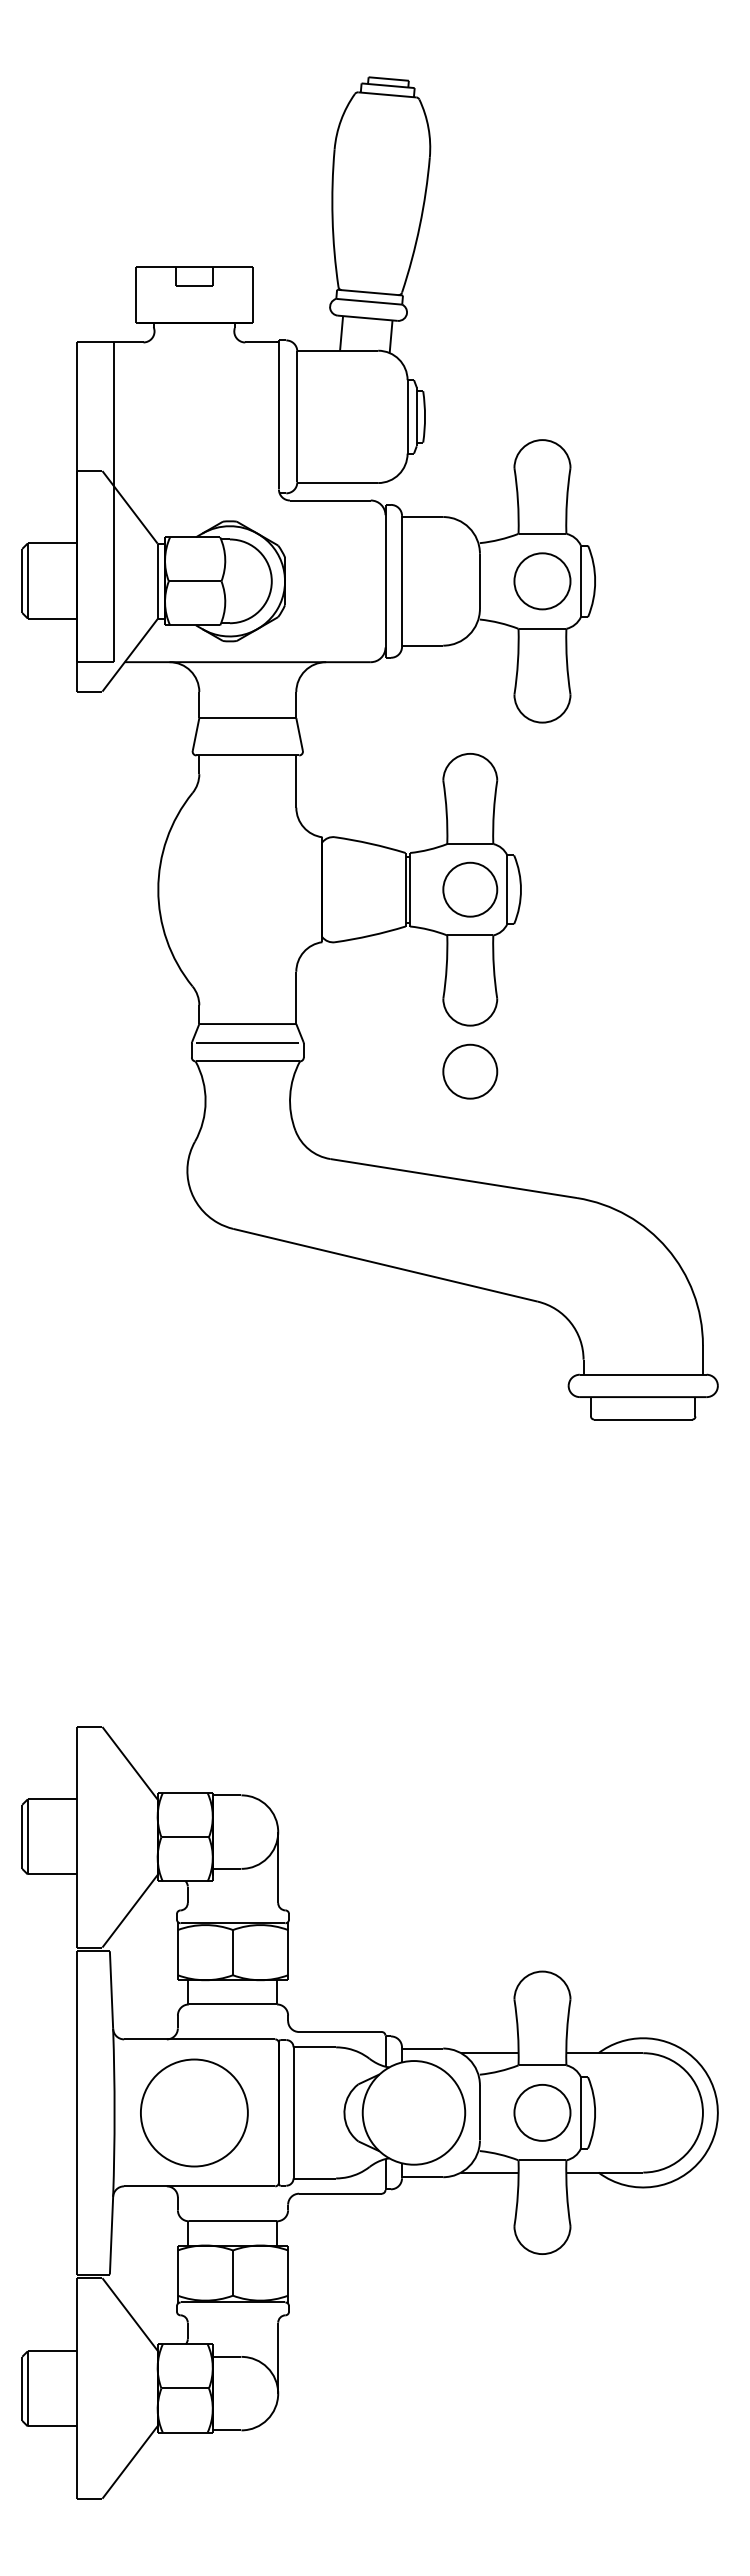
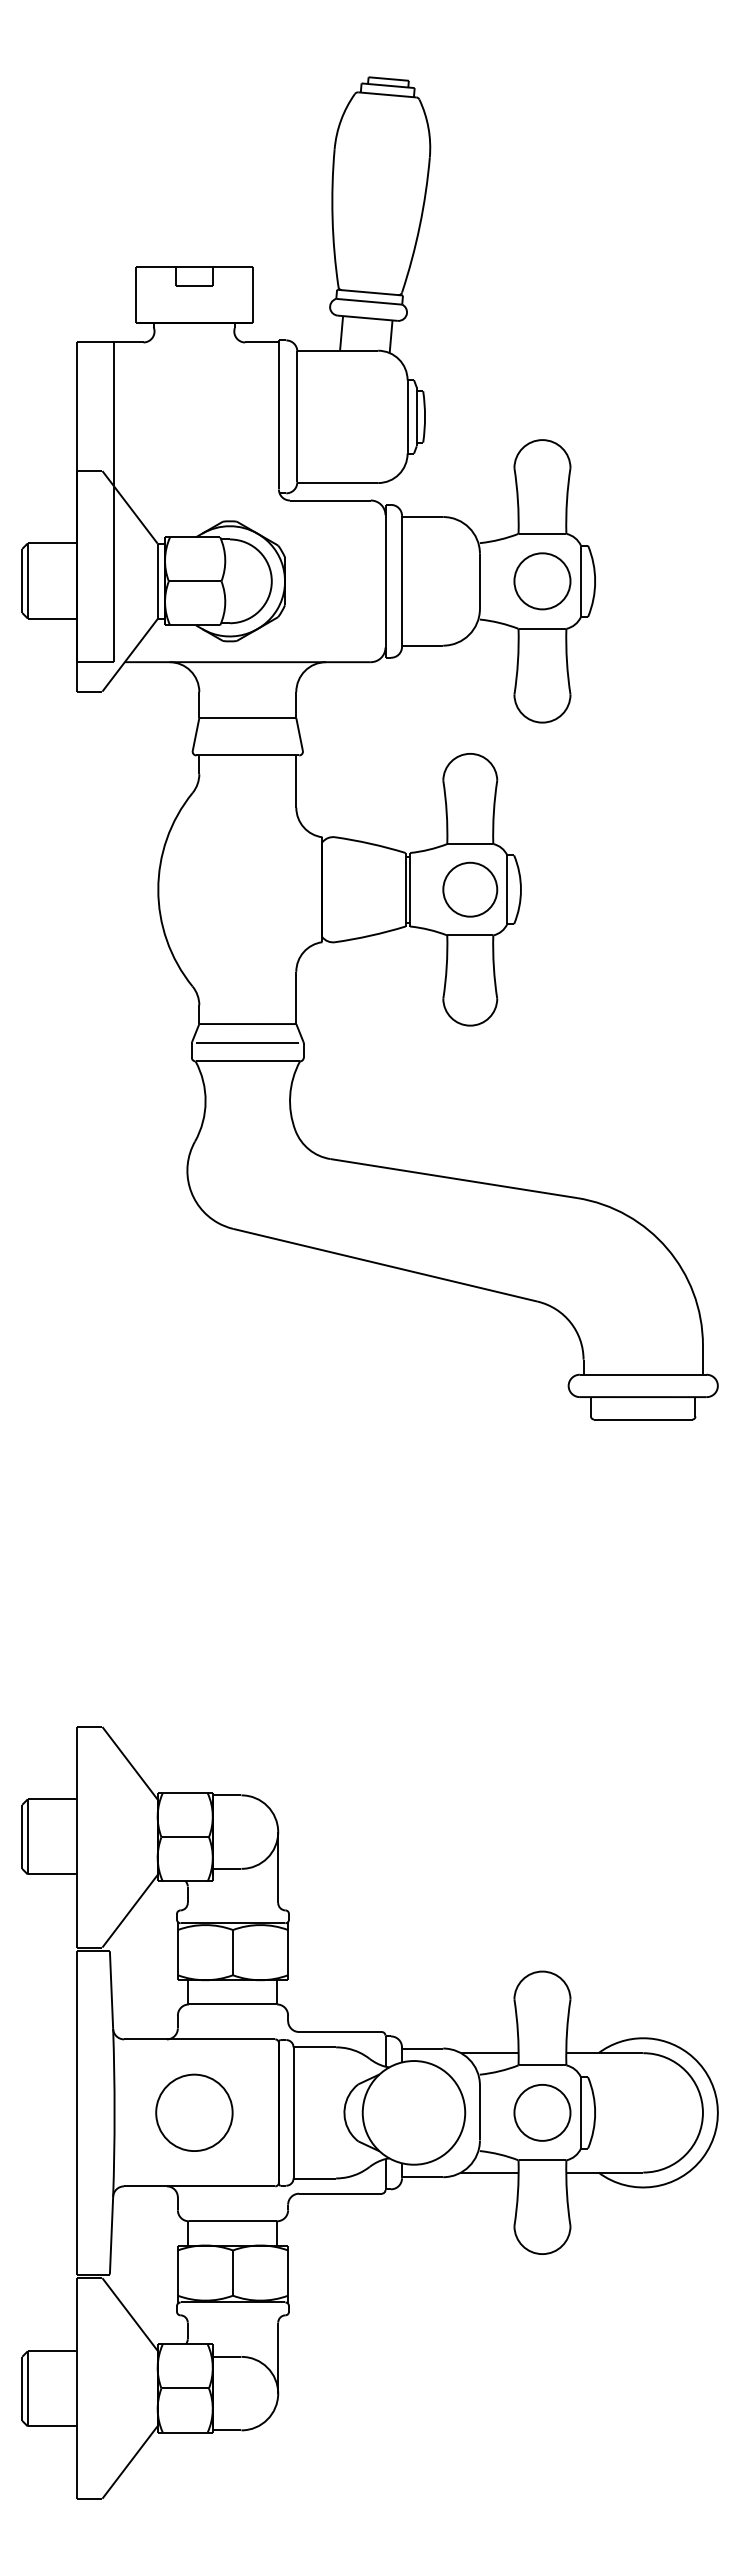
part: present -> none (470, 1071)
part size: 109x110 px -> 79x79 px (194, 2112)
